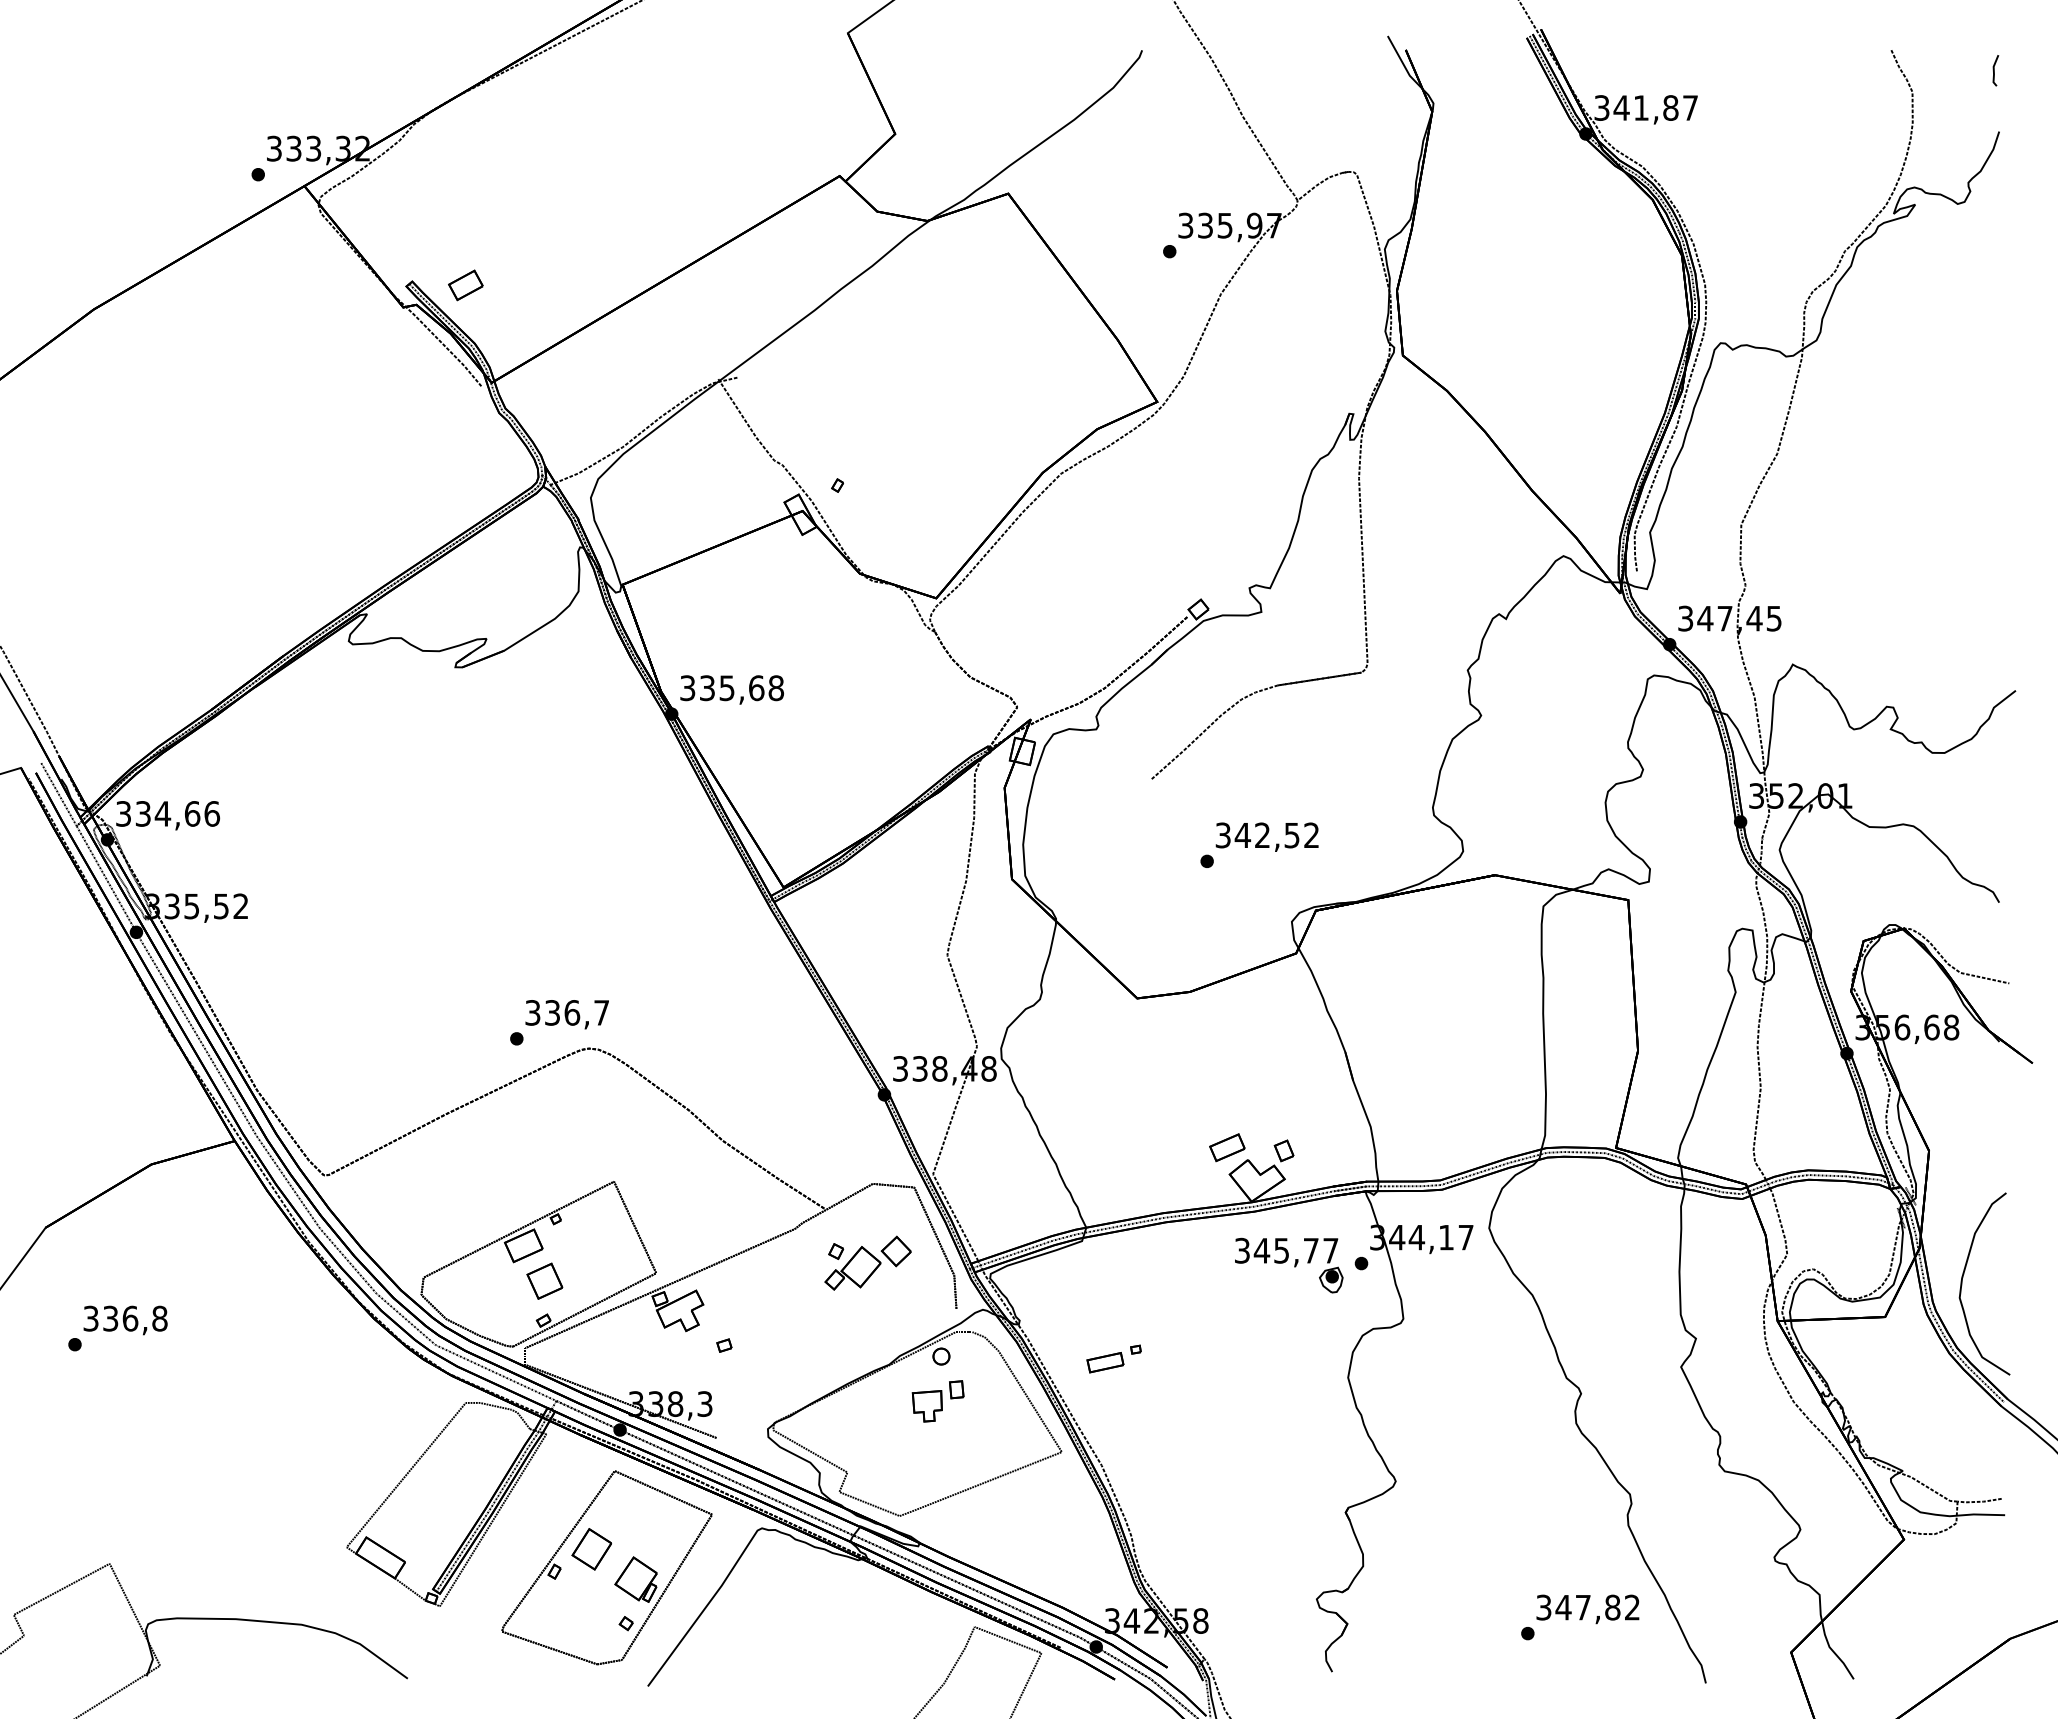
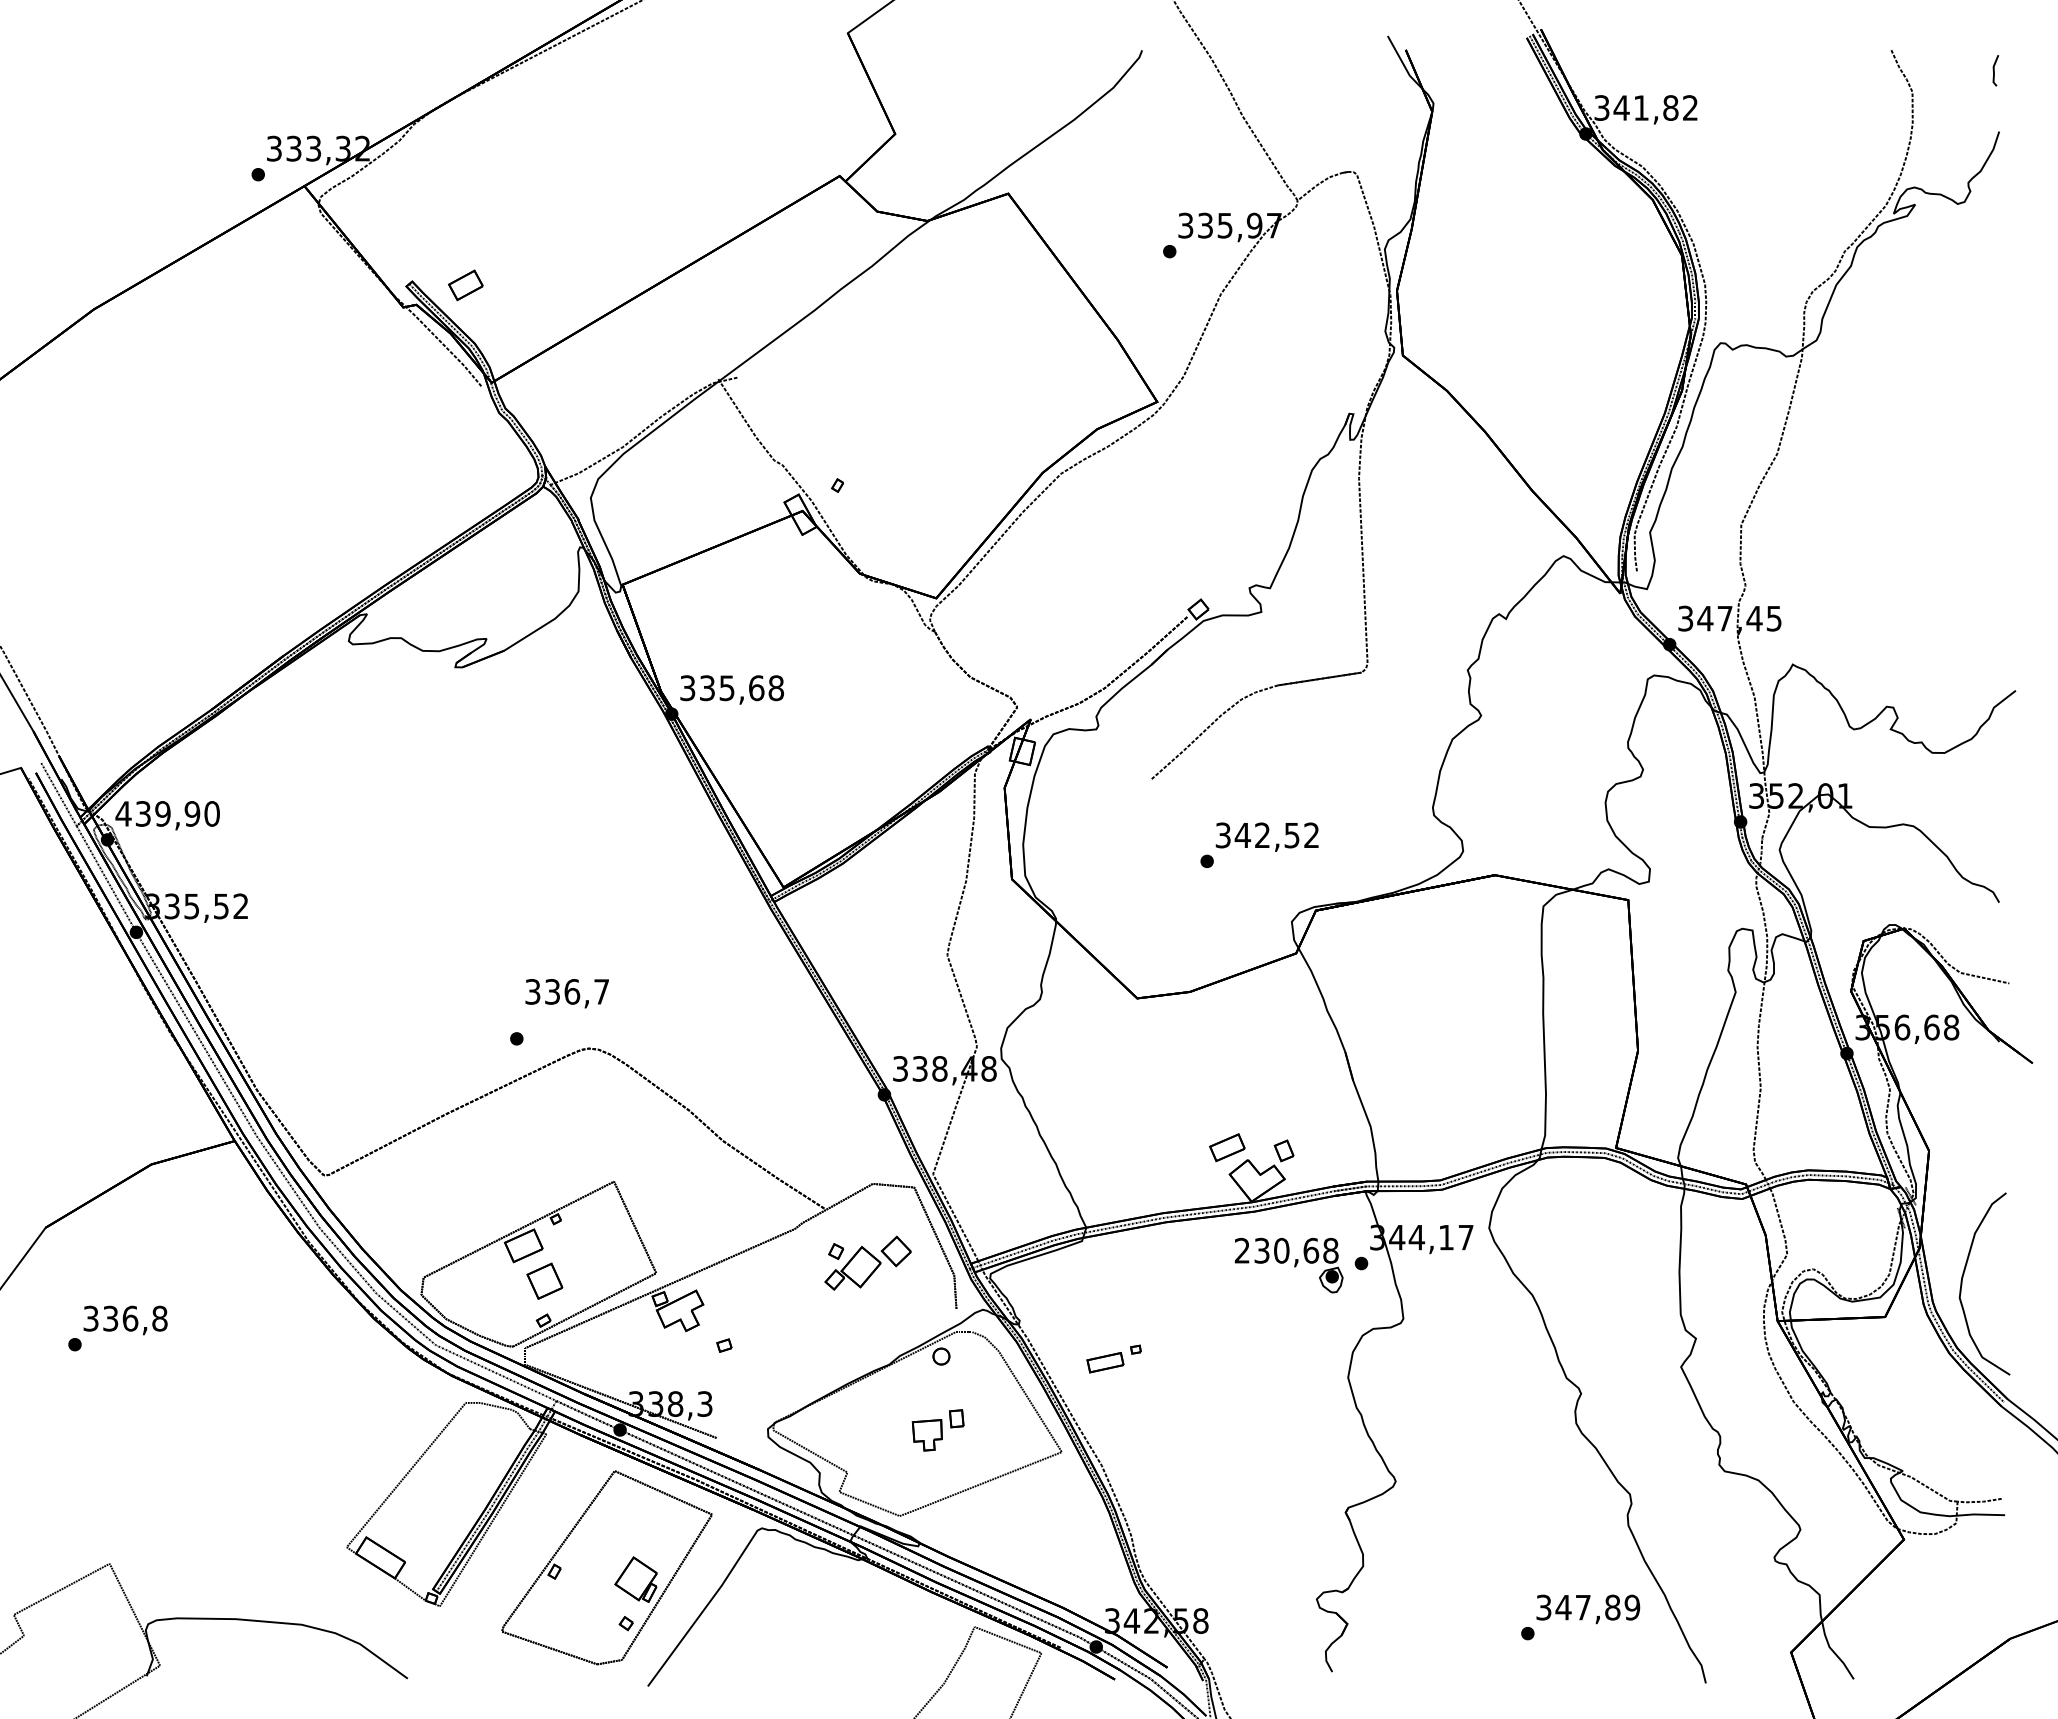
text: 341,87 -> 341,82 (1690, 107)
text: 334,66 -> 439,90 (167, 813)
text position: (566, 1014) -> (566, 993) (566, 993)
text: 345,77 -> 230,68 (1286, 1250)
part position: (937, 1401) -> (937, 1430) (937, 1430)
part: present -> none (591, 1549)
text: 347,82 -> 347,89 (1632, 1607)
